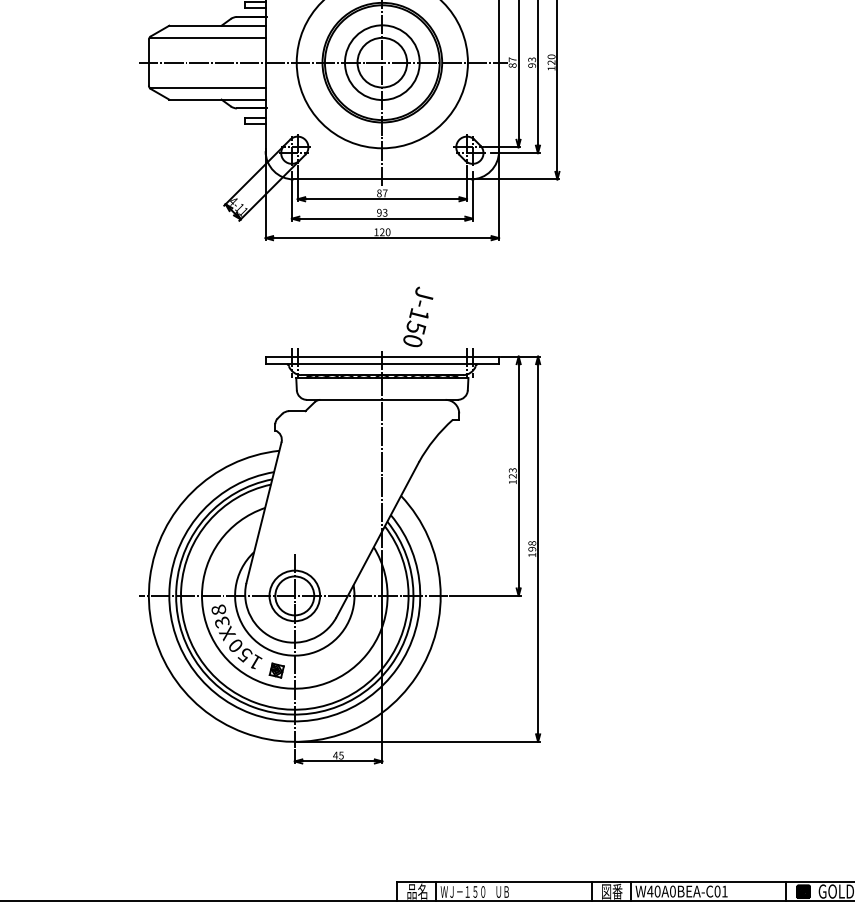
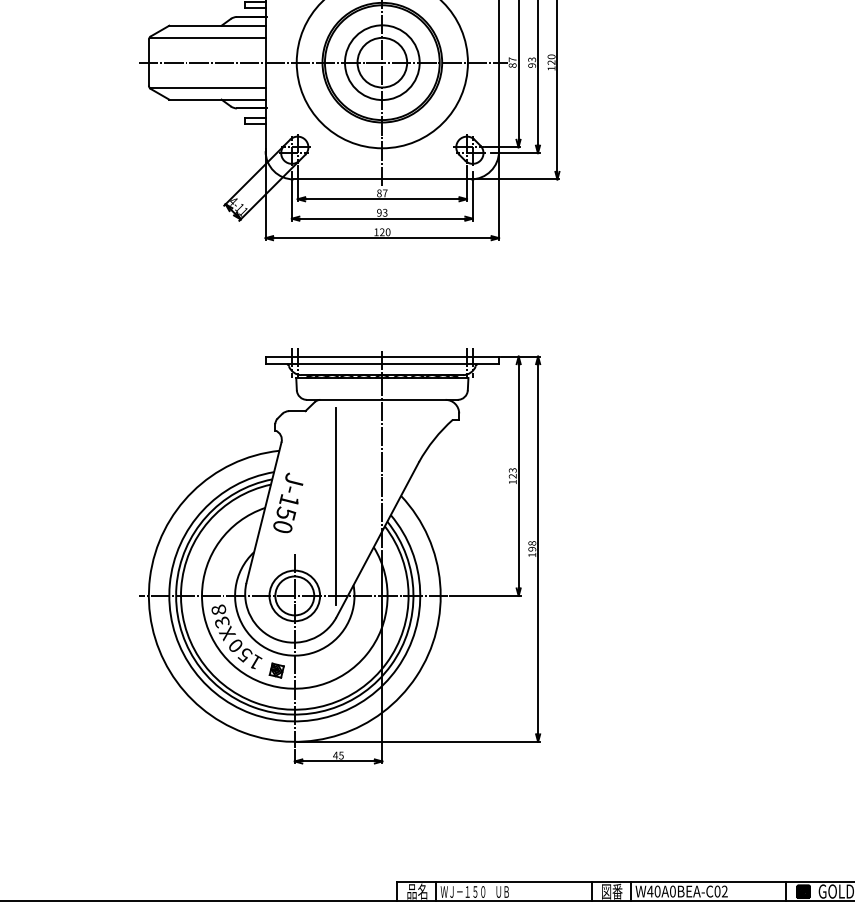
text position: (418, 316) -> (288, 502) (288, 502)
line: none -> present (335, 506)
text: W40A0BEA-C01 -> W40A0BEA-C02 (724, 891)
